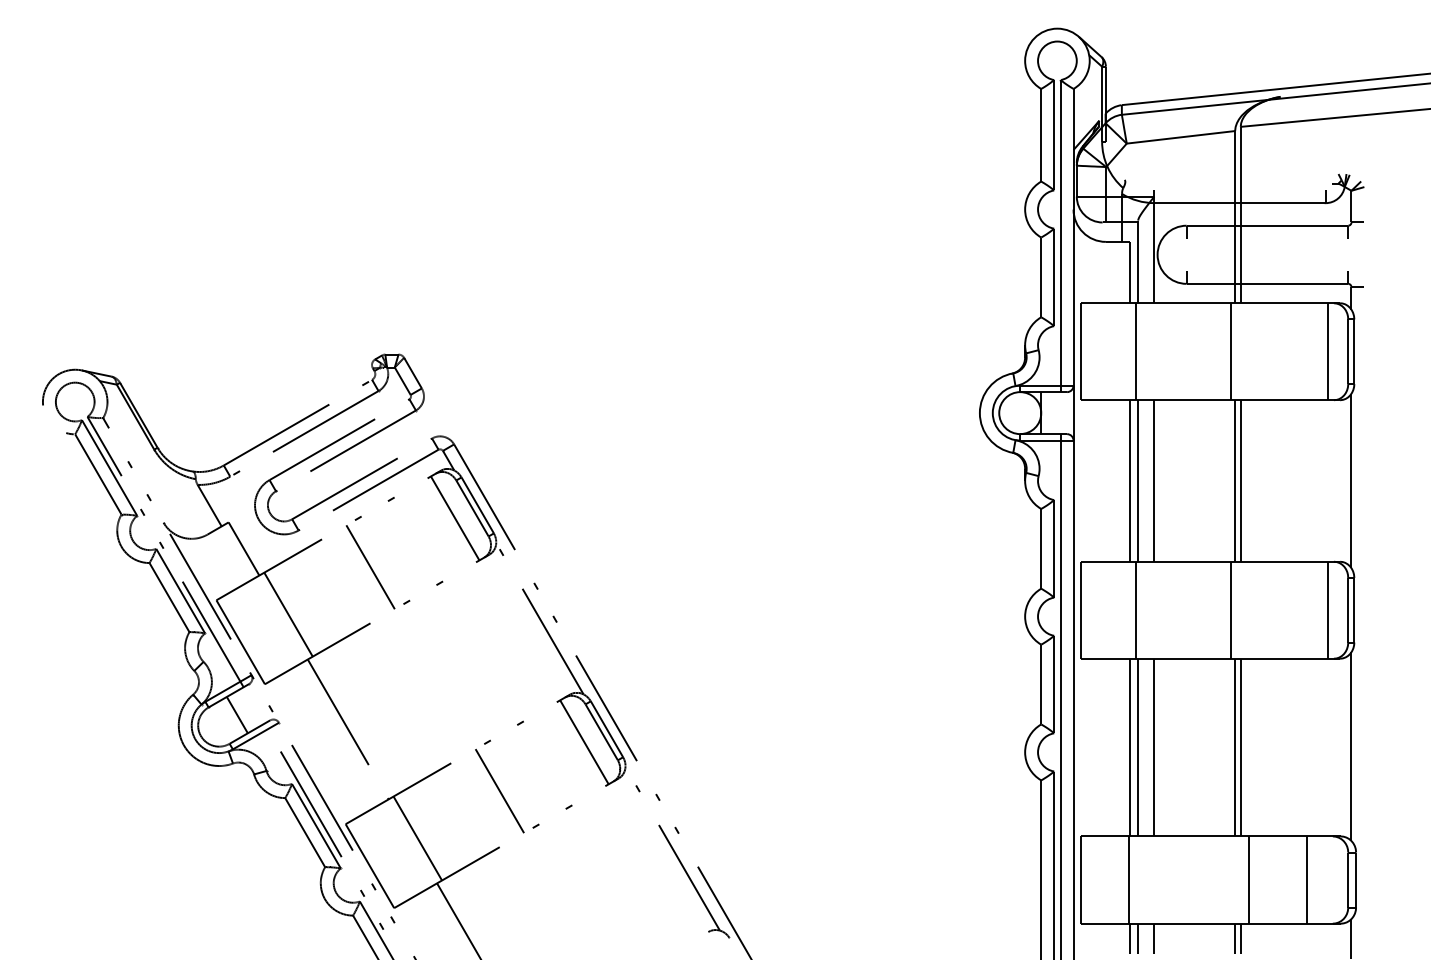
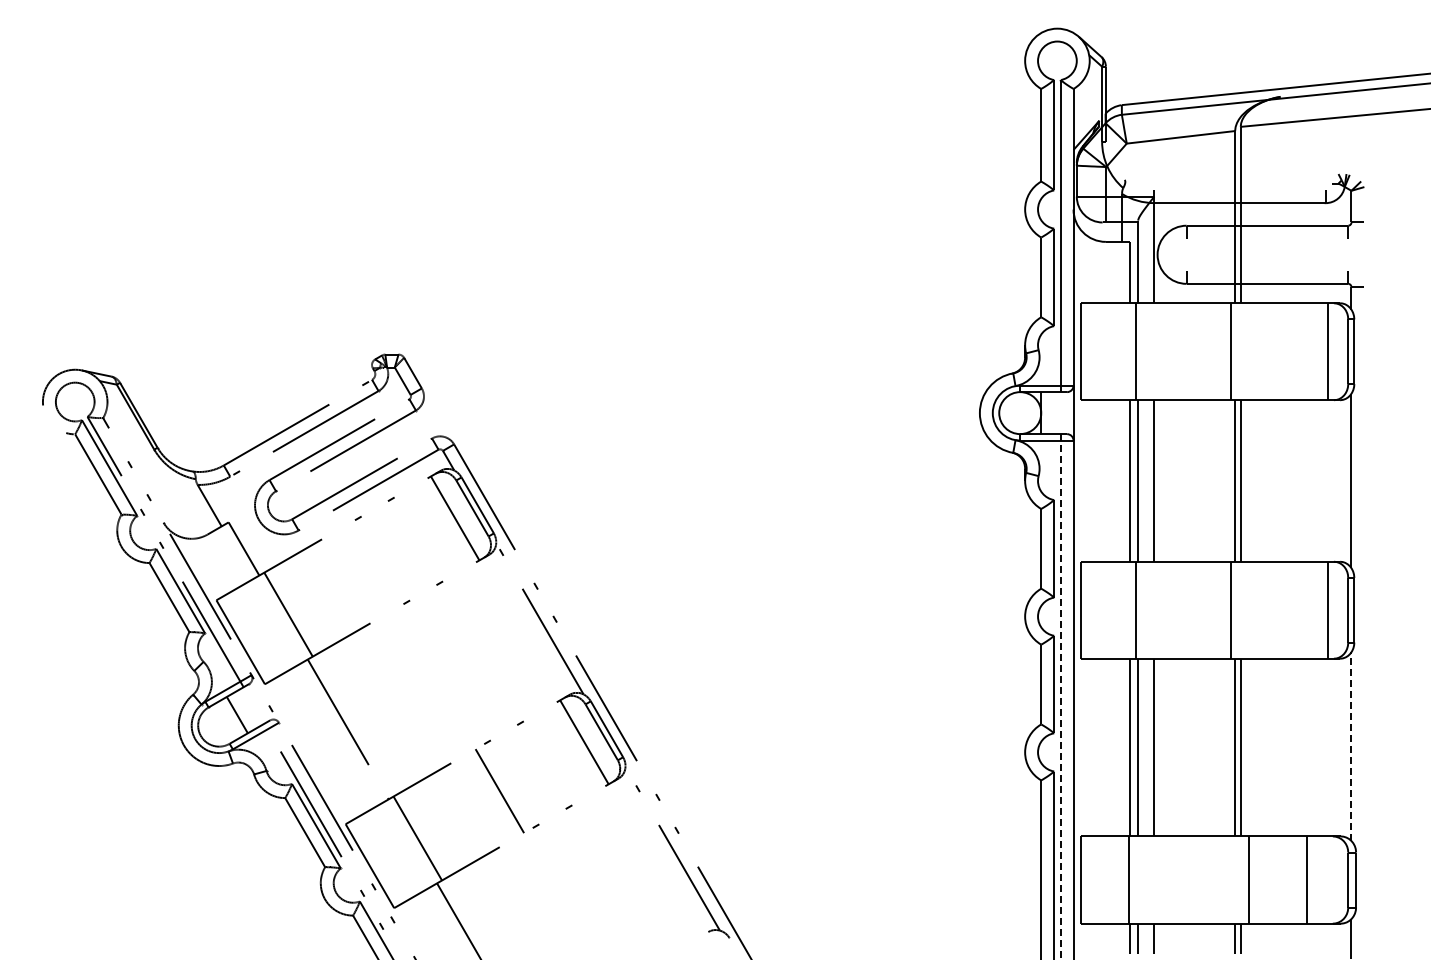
line: present -> none (370, 567)
line: solid -> dashed (1060, 696)
line: solid -> dashed (1351, 746)
